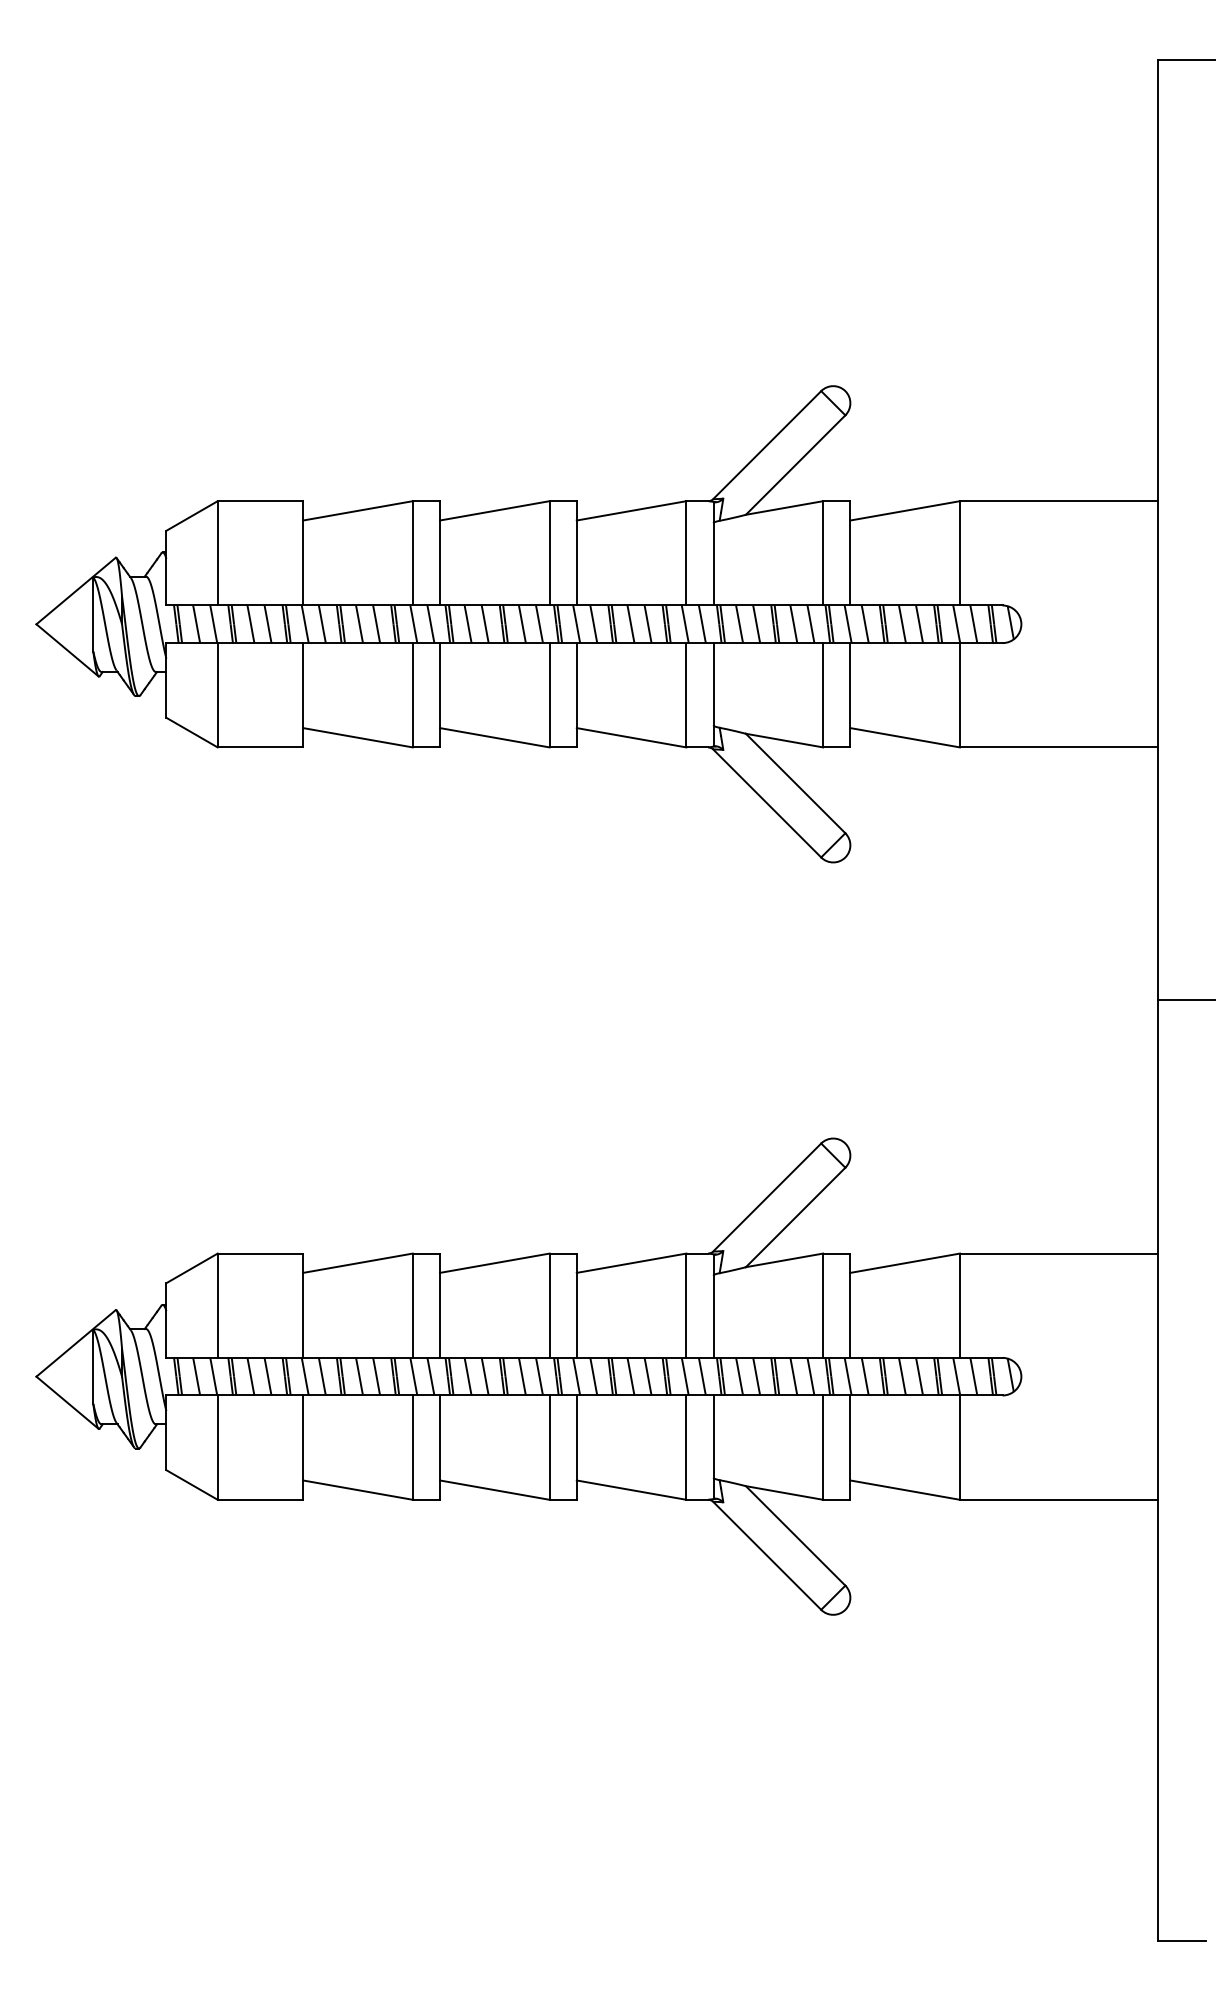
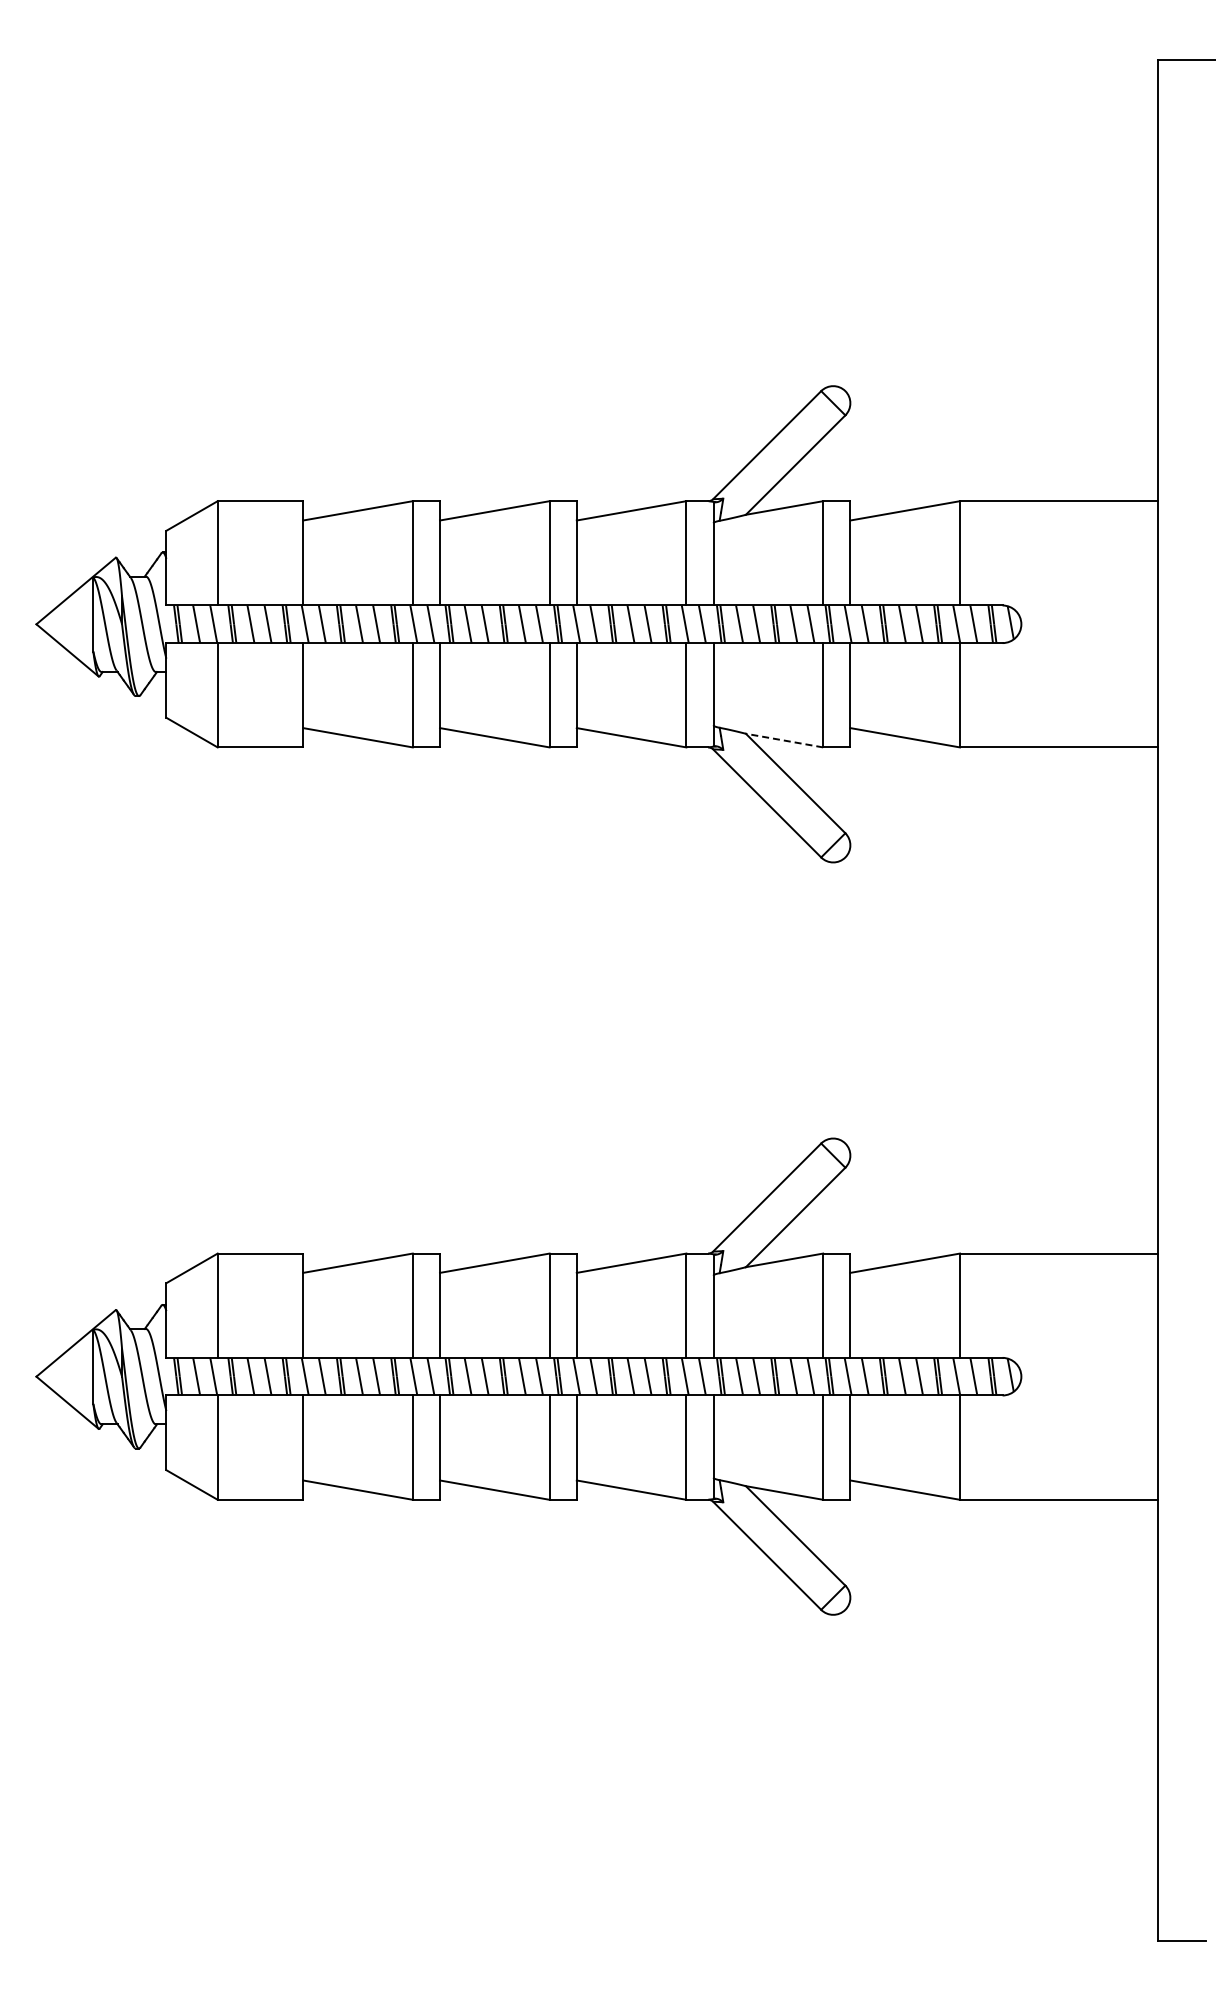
line: solid -> dashed (784, 740)
line: present -> none (1185, 1000)
